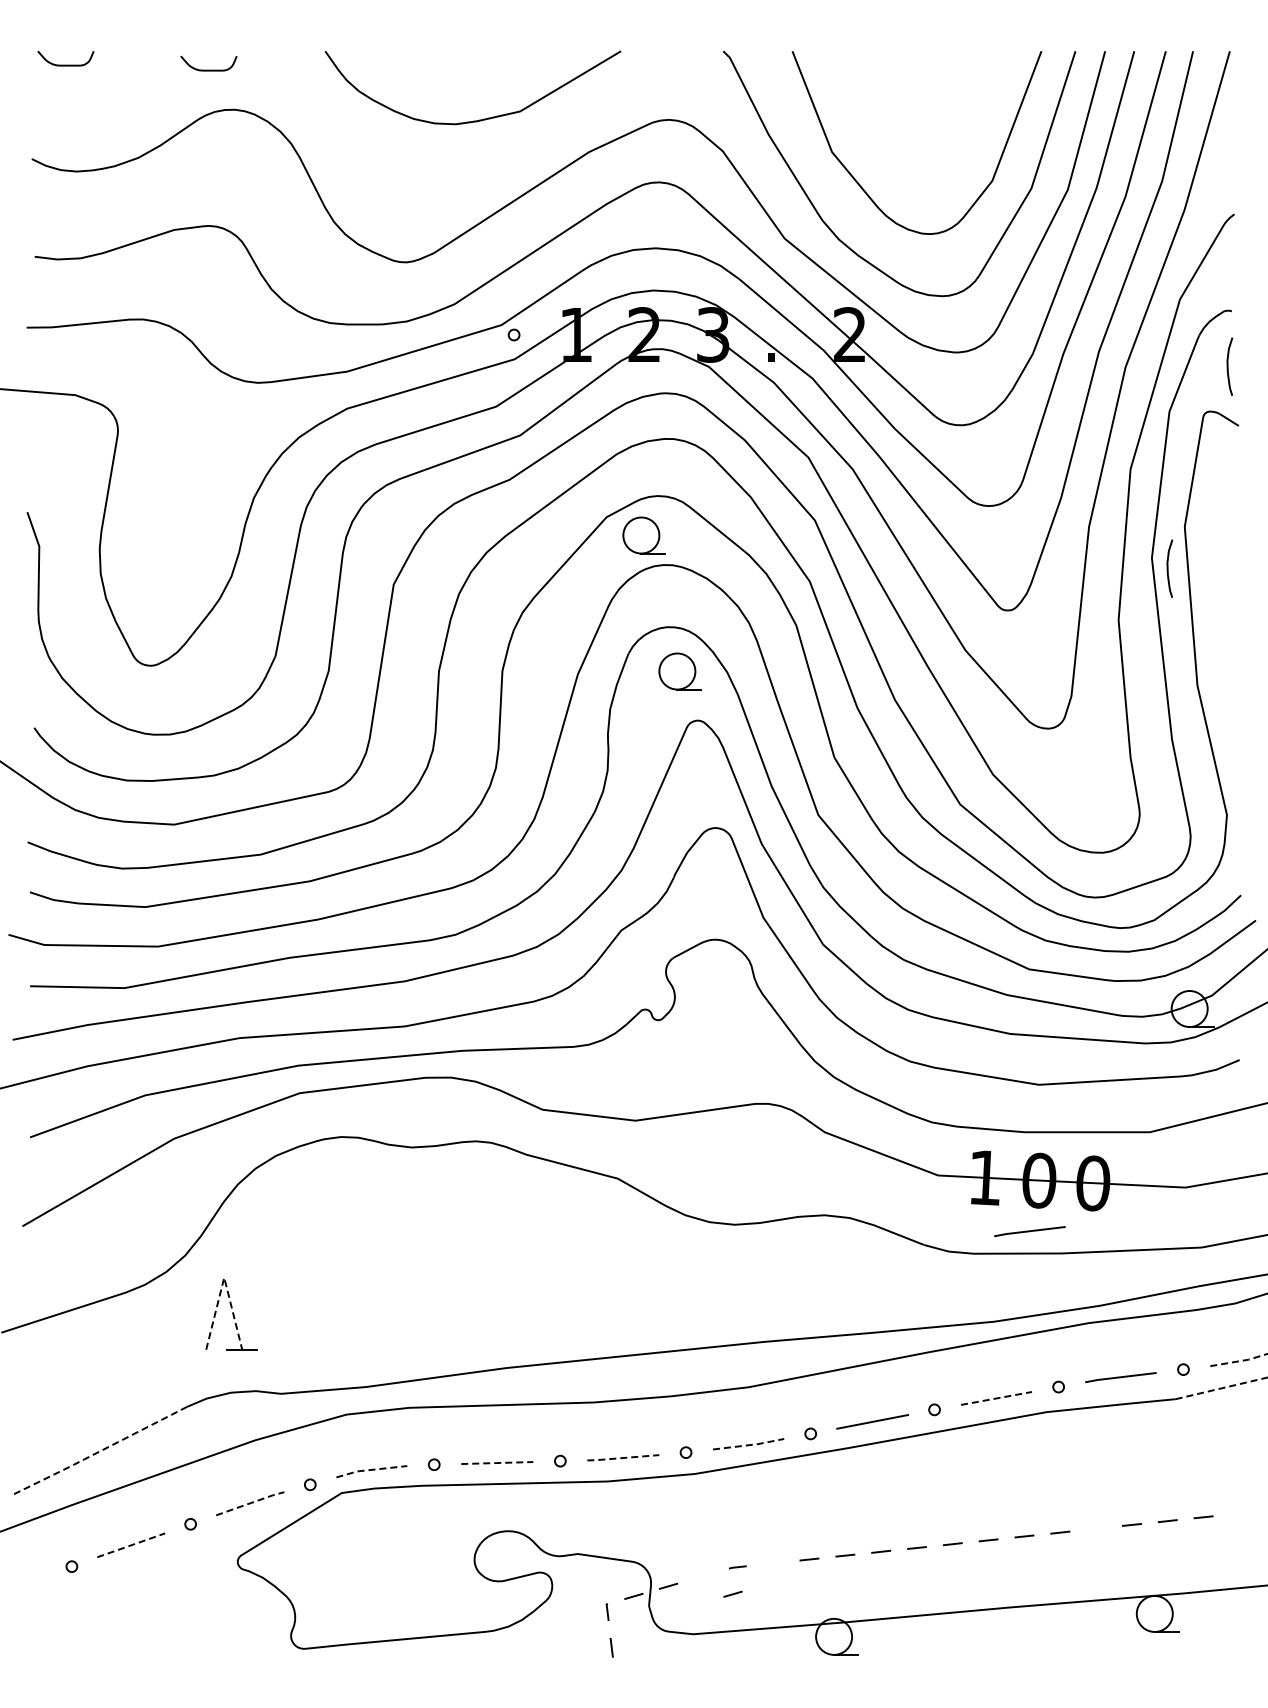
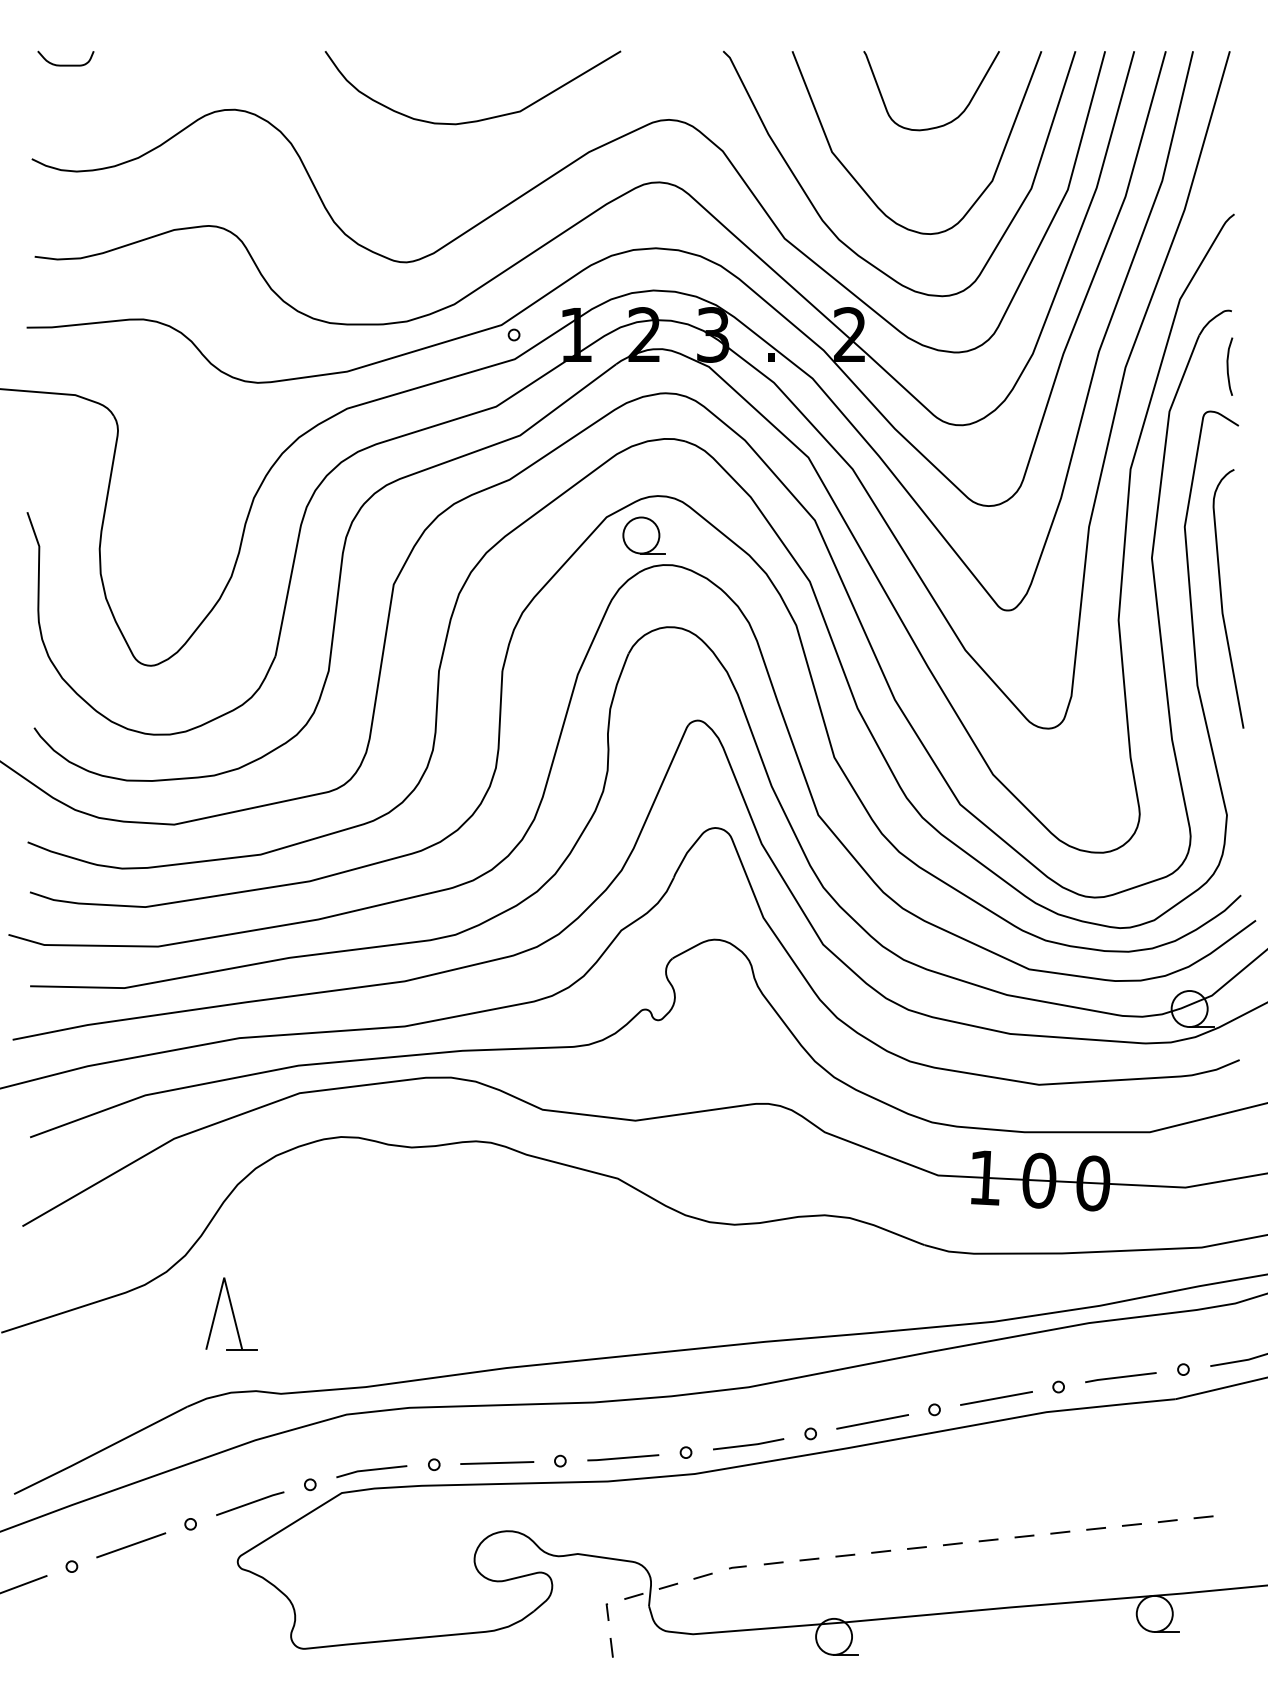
curve: present -> none (208, 69)
curve: none -> present (947, 122)
curve: present -> none (1168, 568)
curve: none -> present (1222, 598)
part: present -> none (679, 671)
line: present -> none (1029, 1231)
line: dashed -> solid (224, 1277)
line: dashed -> solid (1239, 1361)
line: dashed -> solid (1221, 1388)
line: dashed -> solid (997, 1398)
line: dashed -> solid (749, 1445)
line: dashed -> solid (100, 1451)
line: dashed -> solid (622, 1458)
line: dashed -> solid (497, 1463)
line: dashed -> solid (371, 1469)
line: dashed -> solid (250, 1503)
line: none -> present (1095, 1528)
line: dashed -> solid (131, 1545)
line: none -> present (773, 1563)
line: none -> present (24, 1584)
line position: (732, 1593) -> (702, 1575) (702, 1575)
